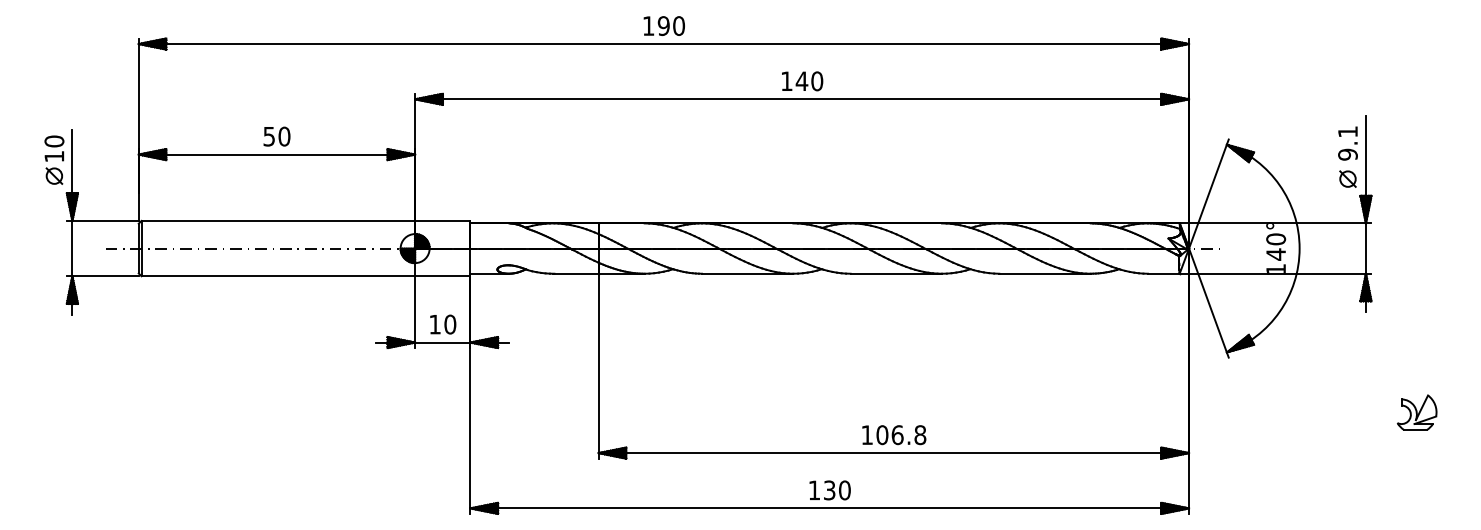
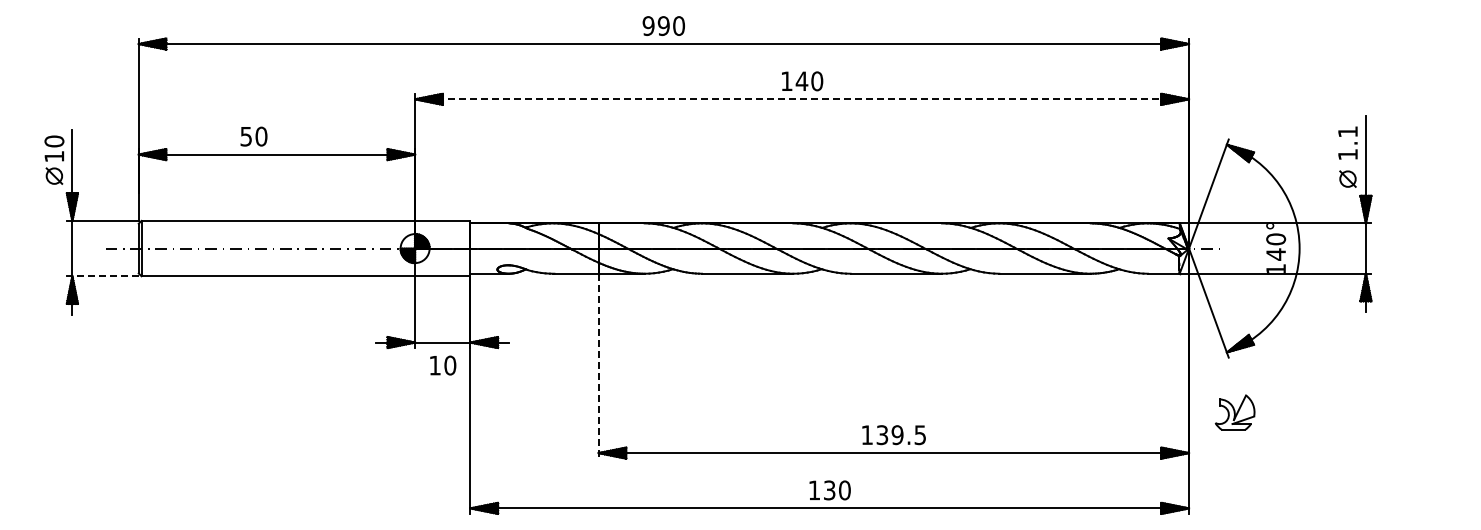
text: 190 -> 990 (648, 26)
line: solid -> dashed (802, 99)
text position: (276, 136) -> (253, 136) (253, 136)
text: 9.1 -> 1.1 (1347, 154)
line: solid -> dashed (105, 276)
text position: (443, 324) -> (443, 365) (443, 365)
line: solid -> dashed (598, 366)
part position: (1416, 412) -> (1234, 412) (1234, 412)
text: 106.8 -> 139.5 (901, 435)
